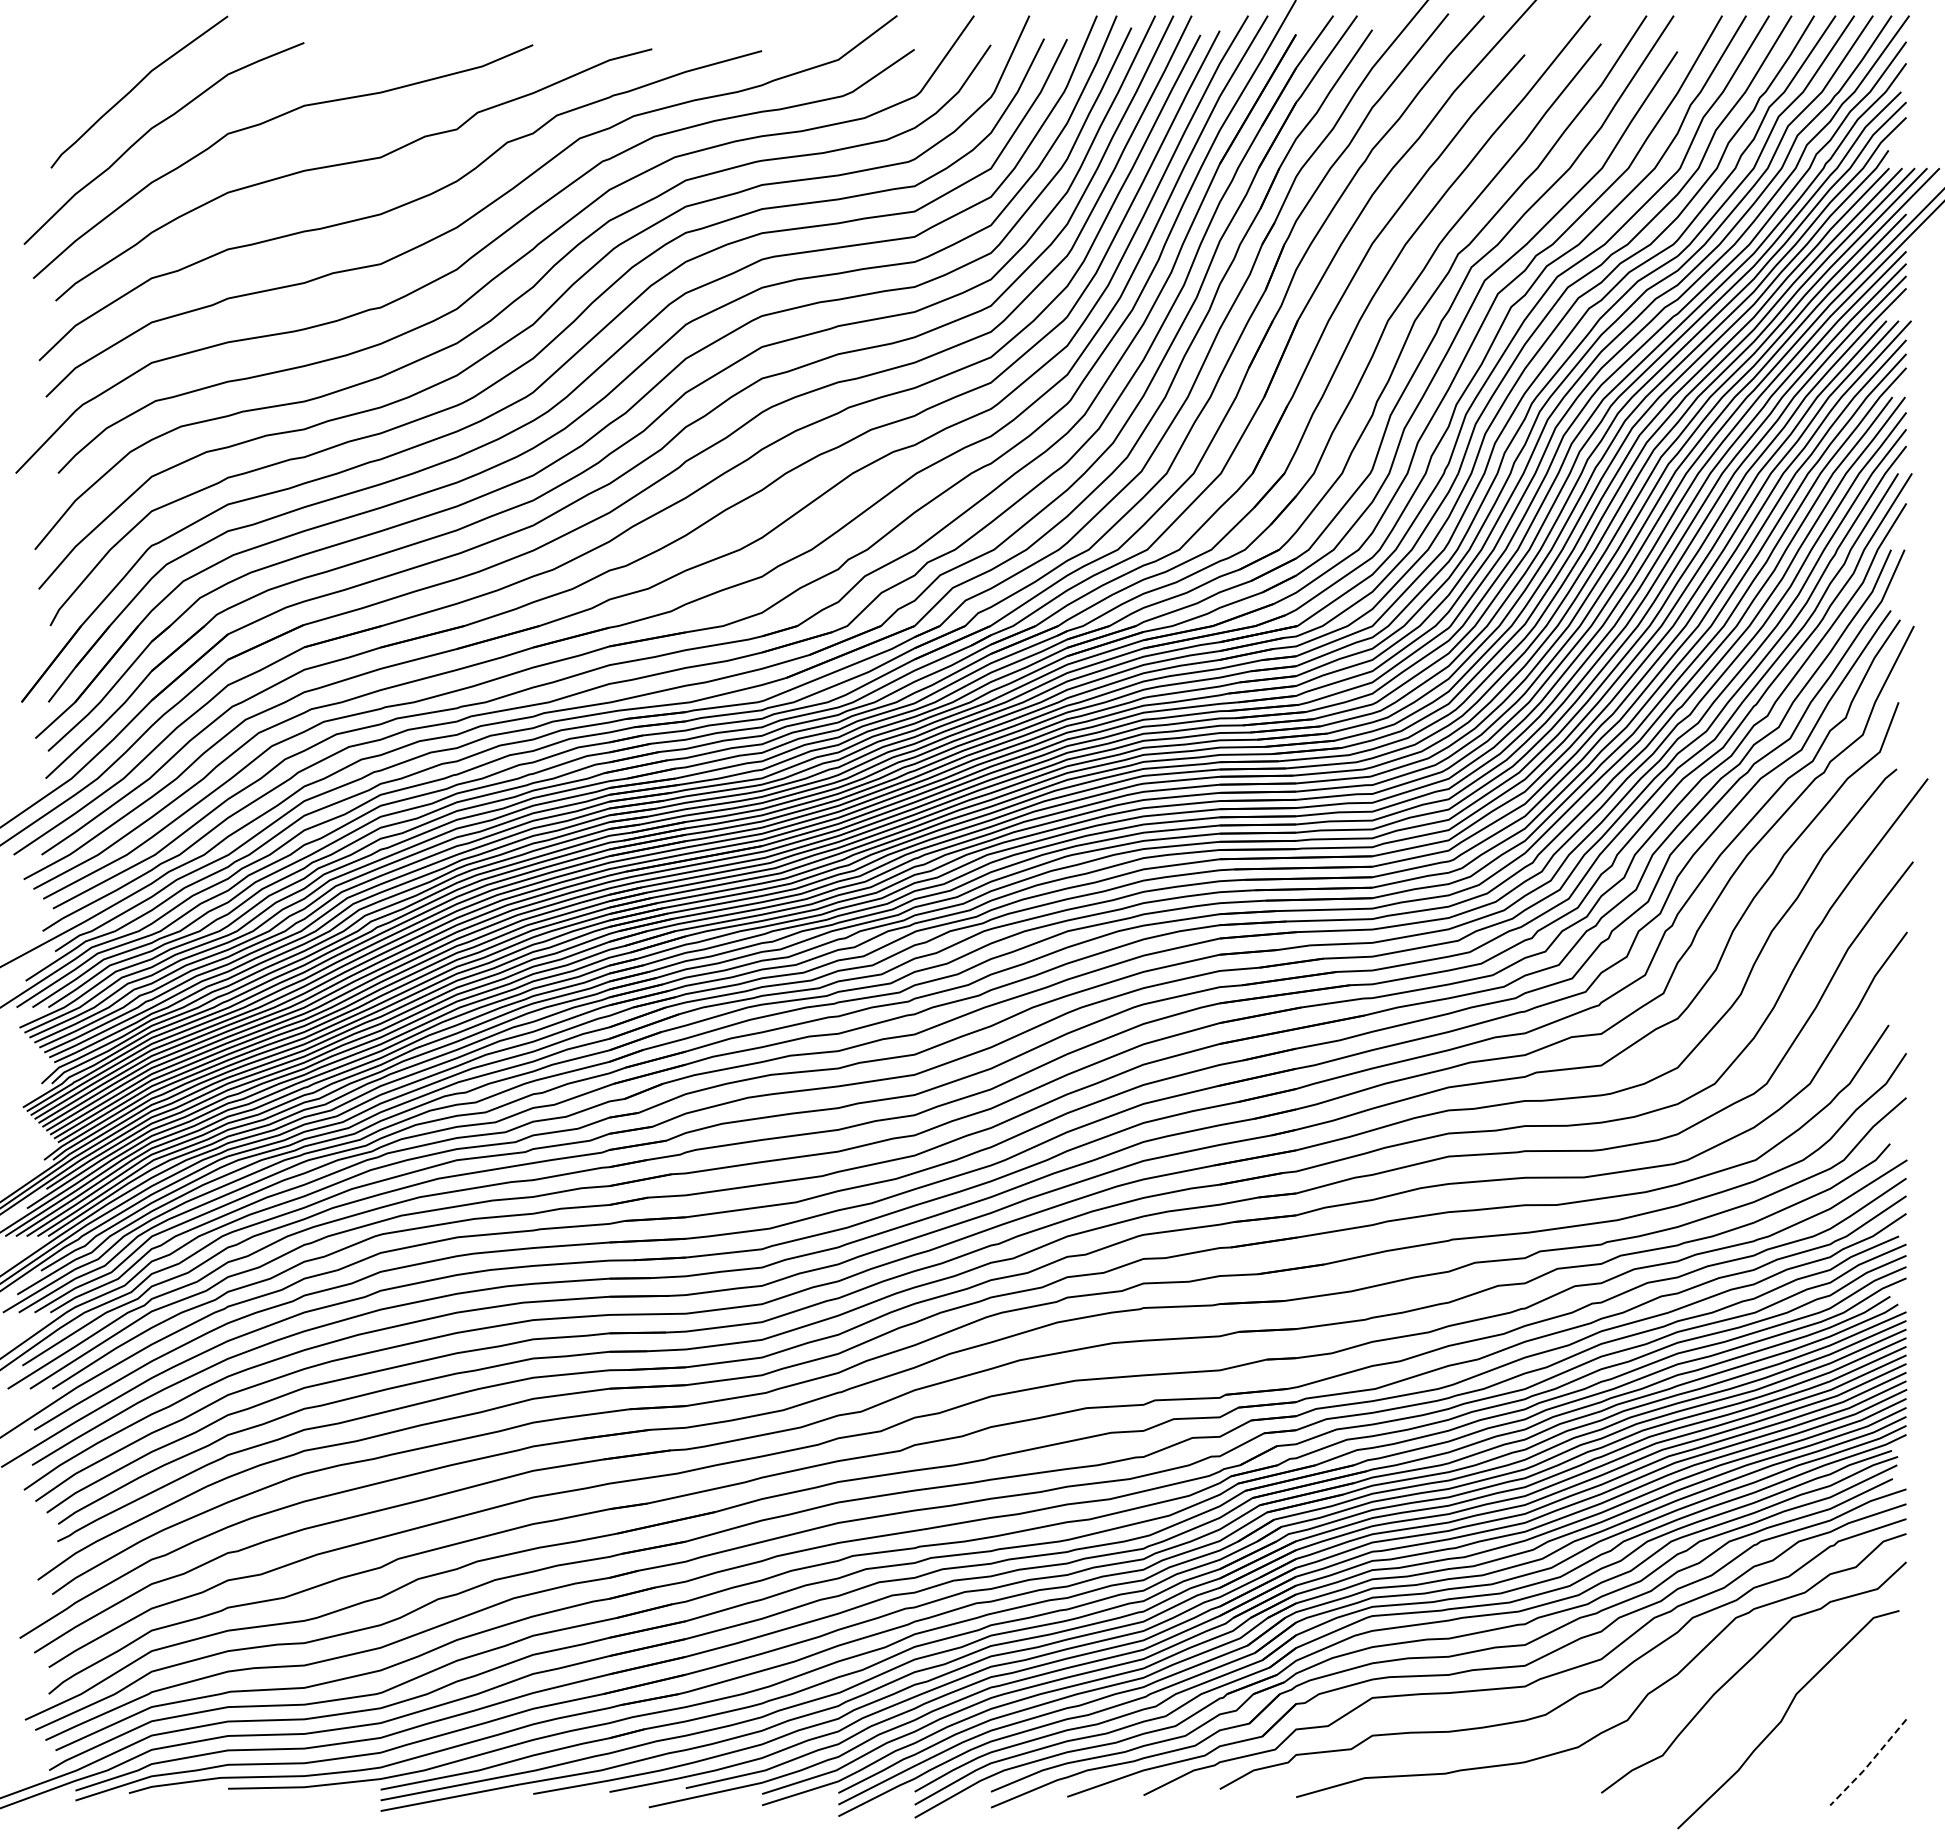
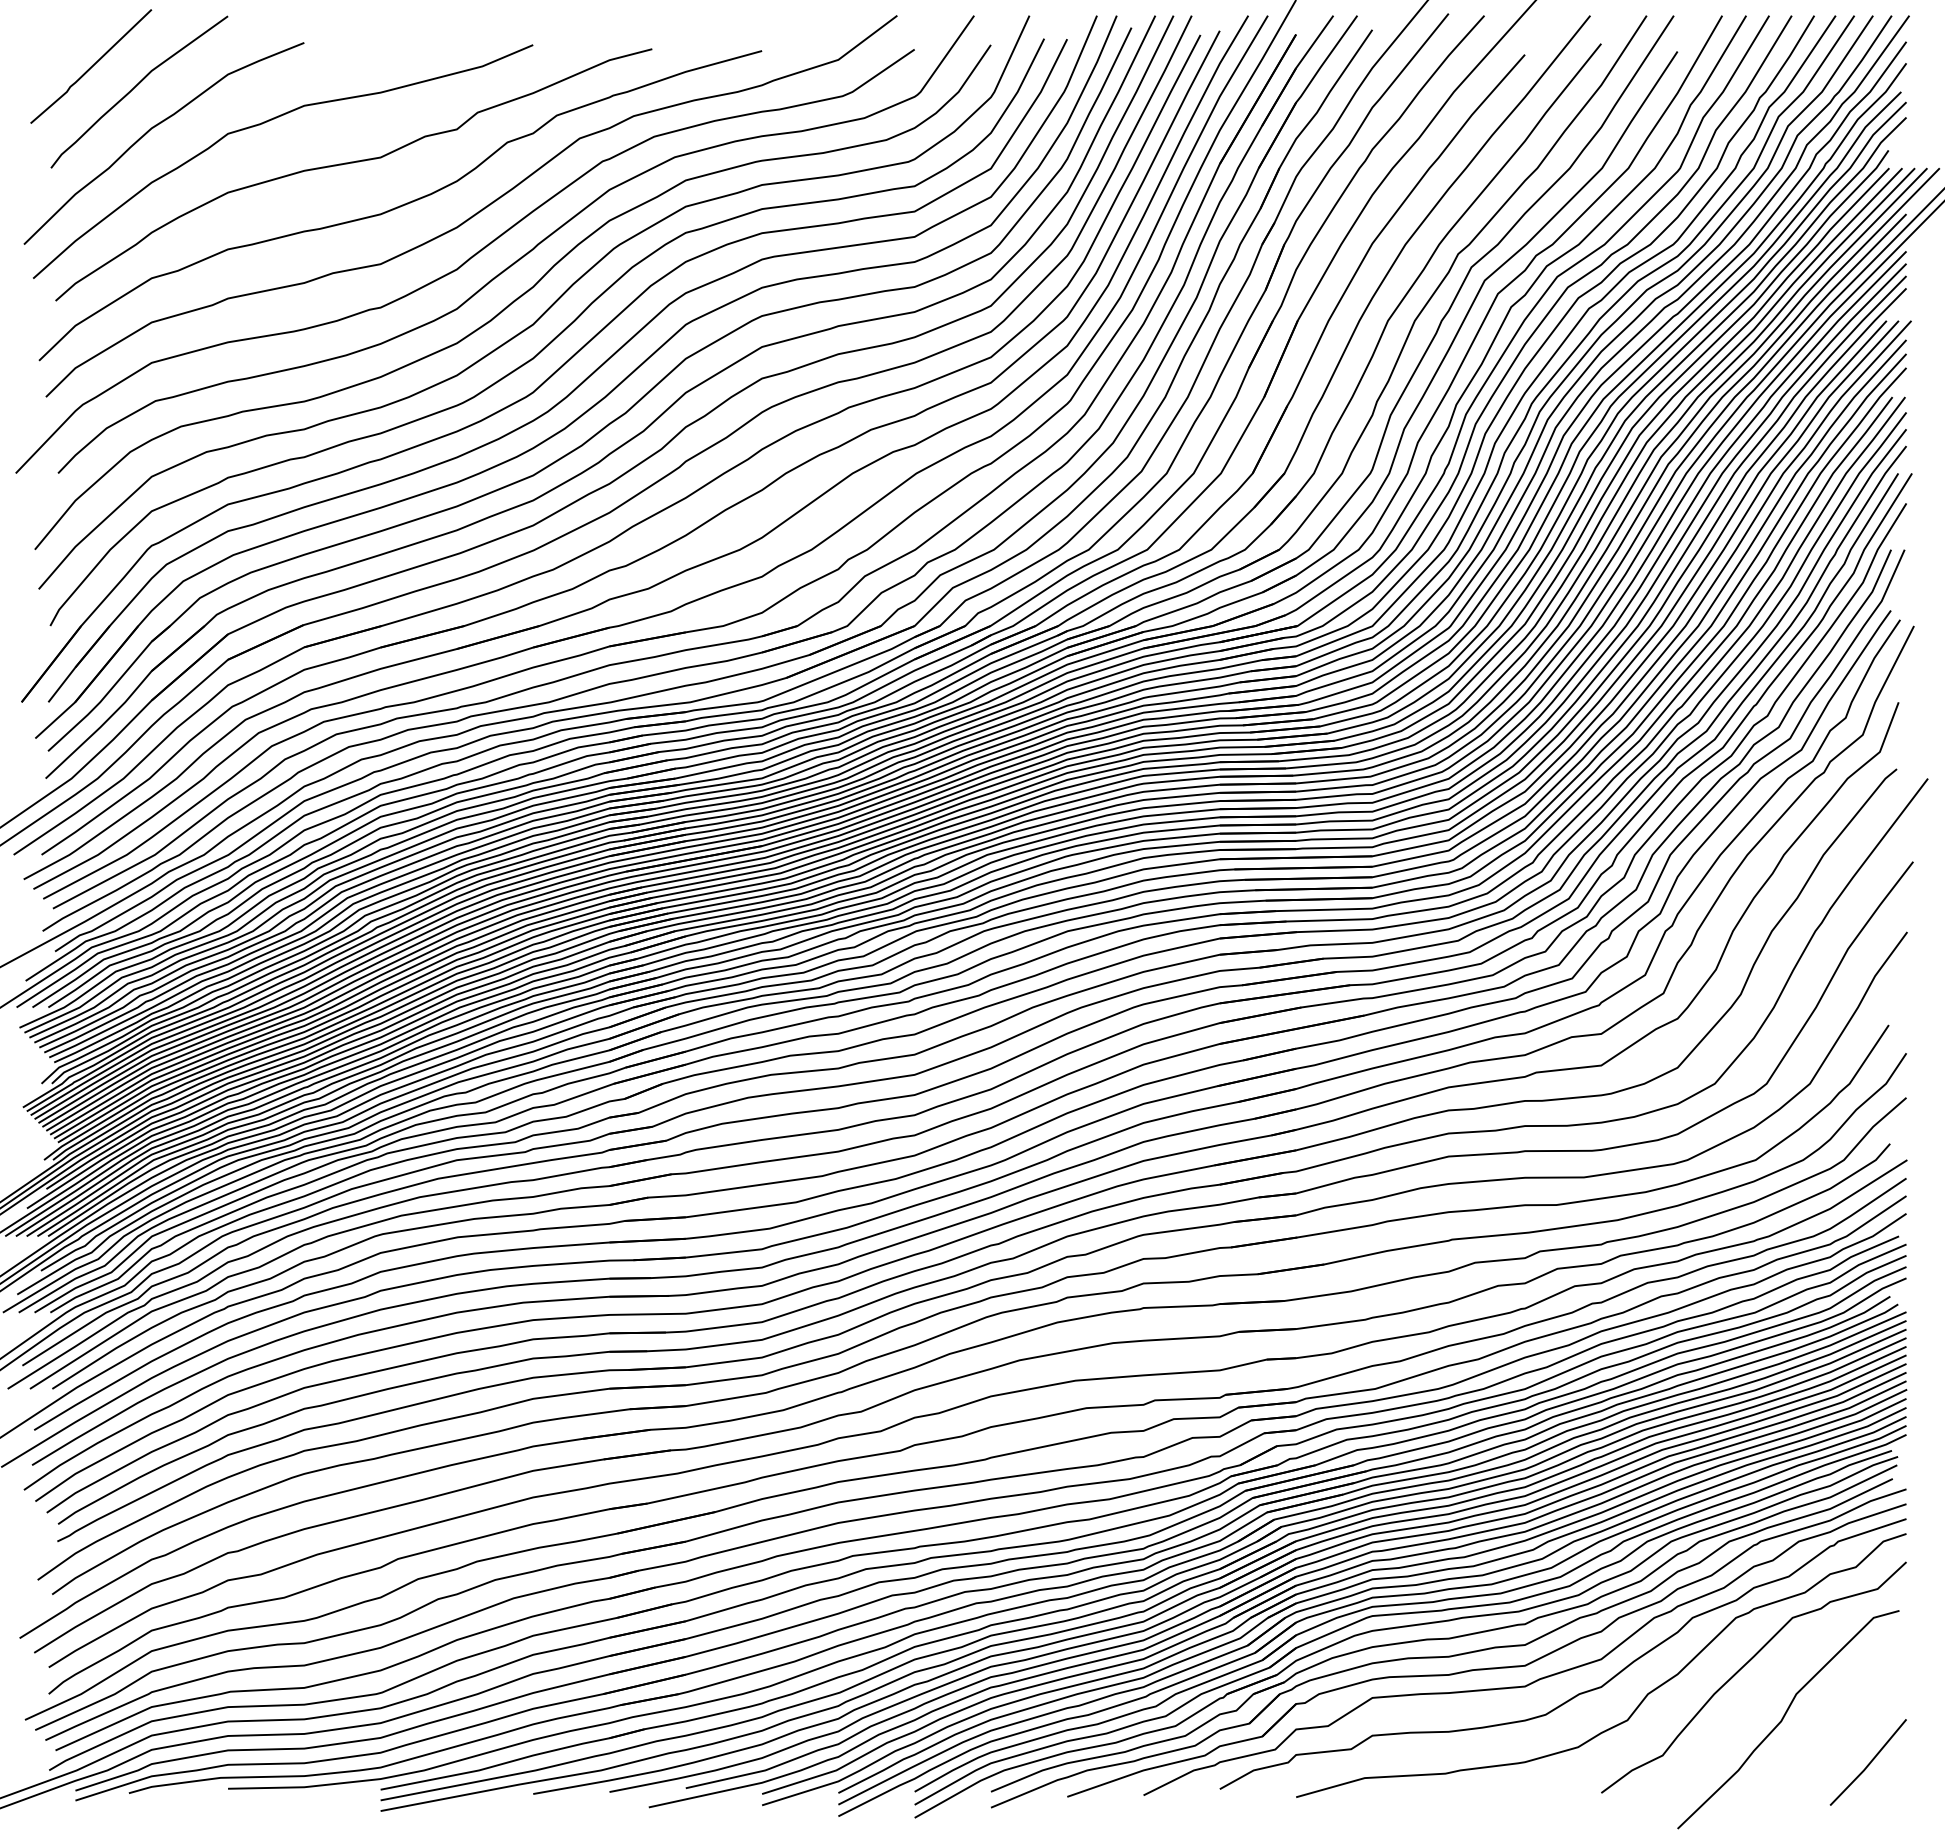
line: none -> present (91, 66)
line: dashed -> solid (1869, 1764)
